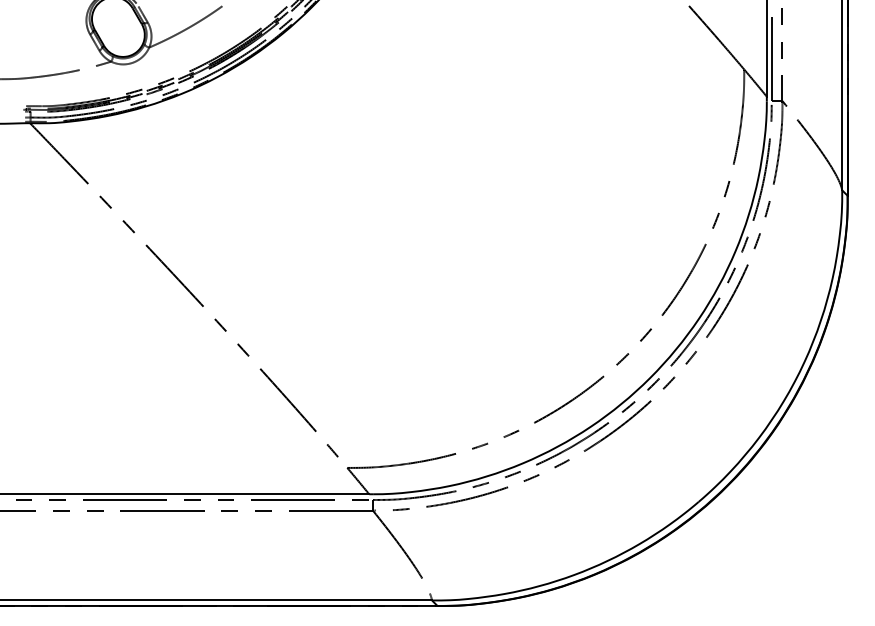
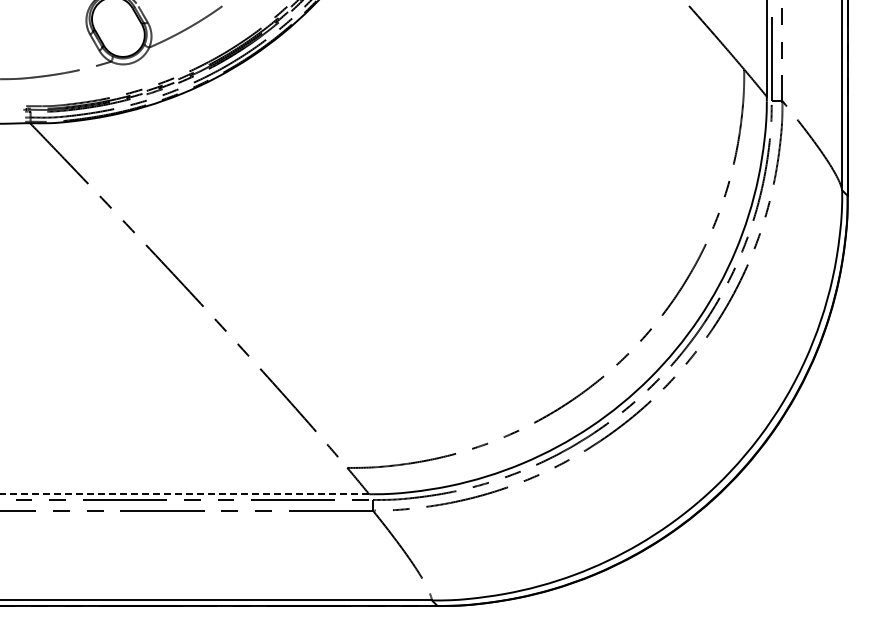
line: solid -> dashed (184, 494)
